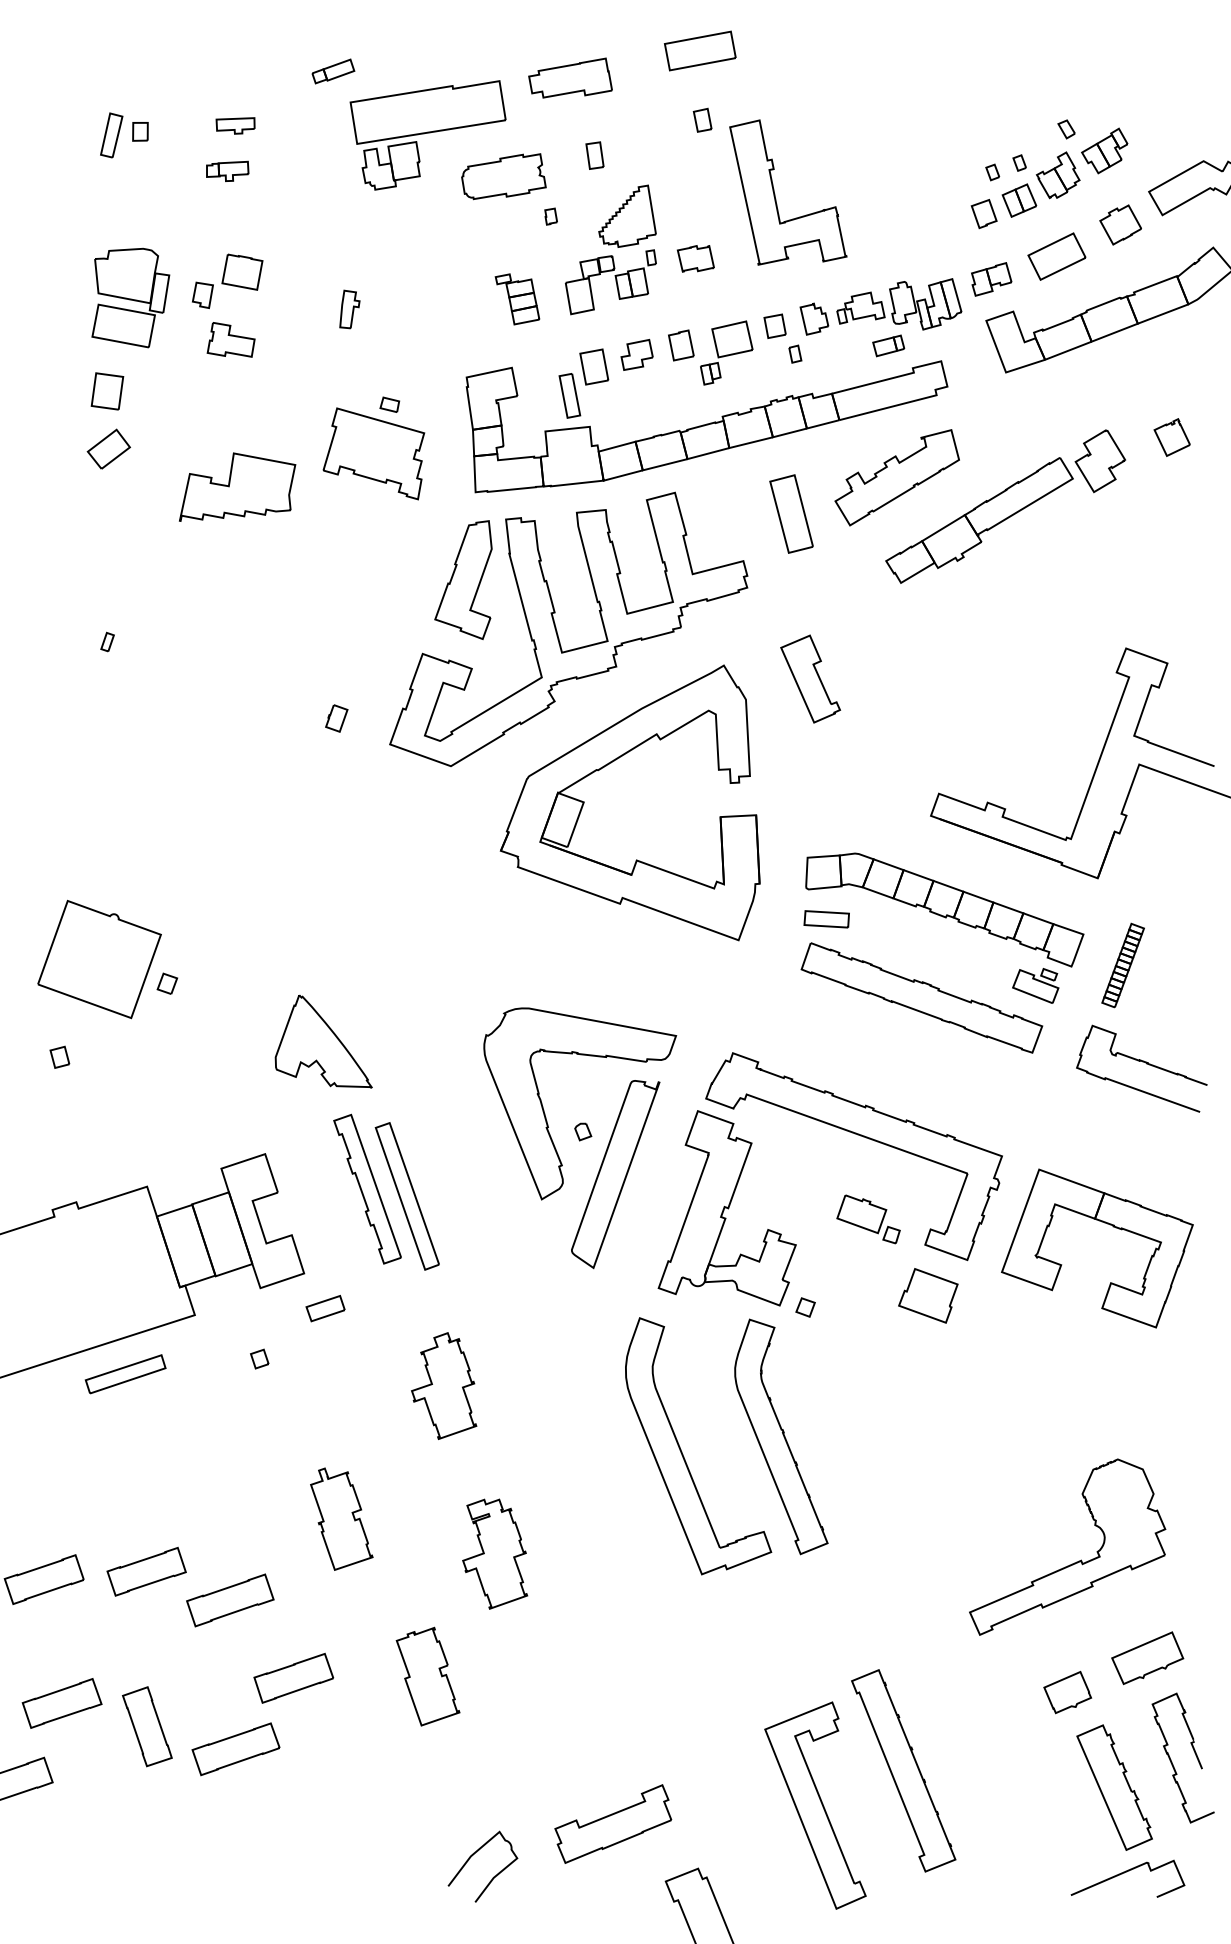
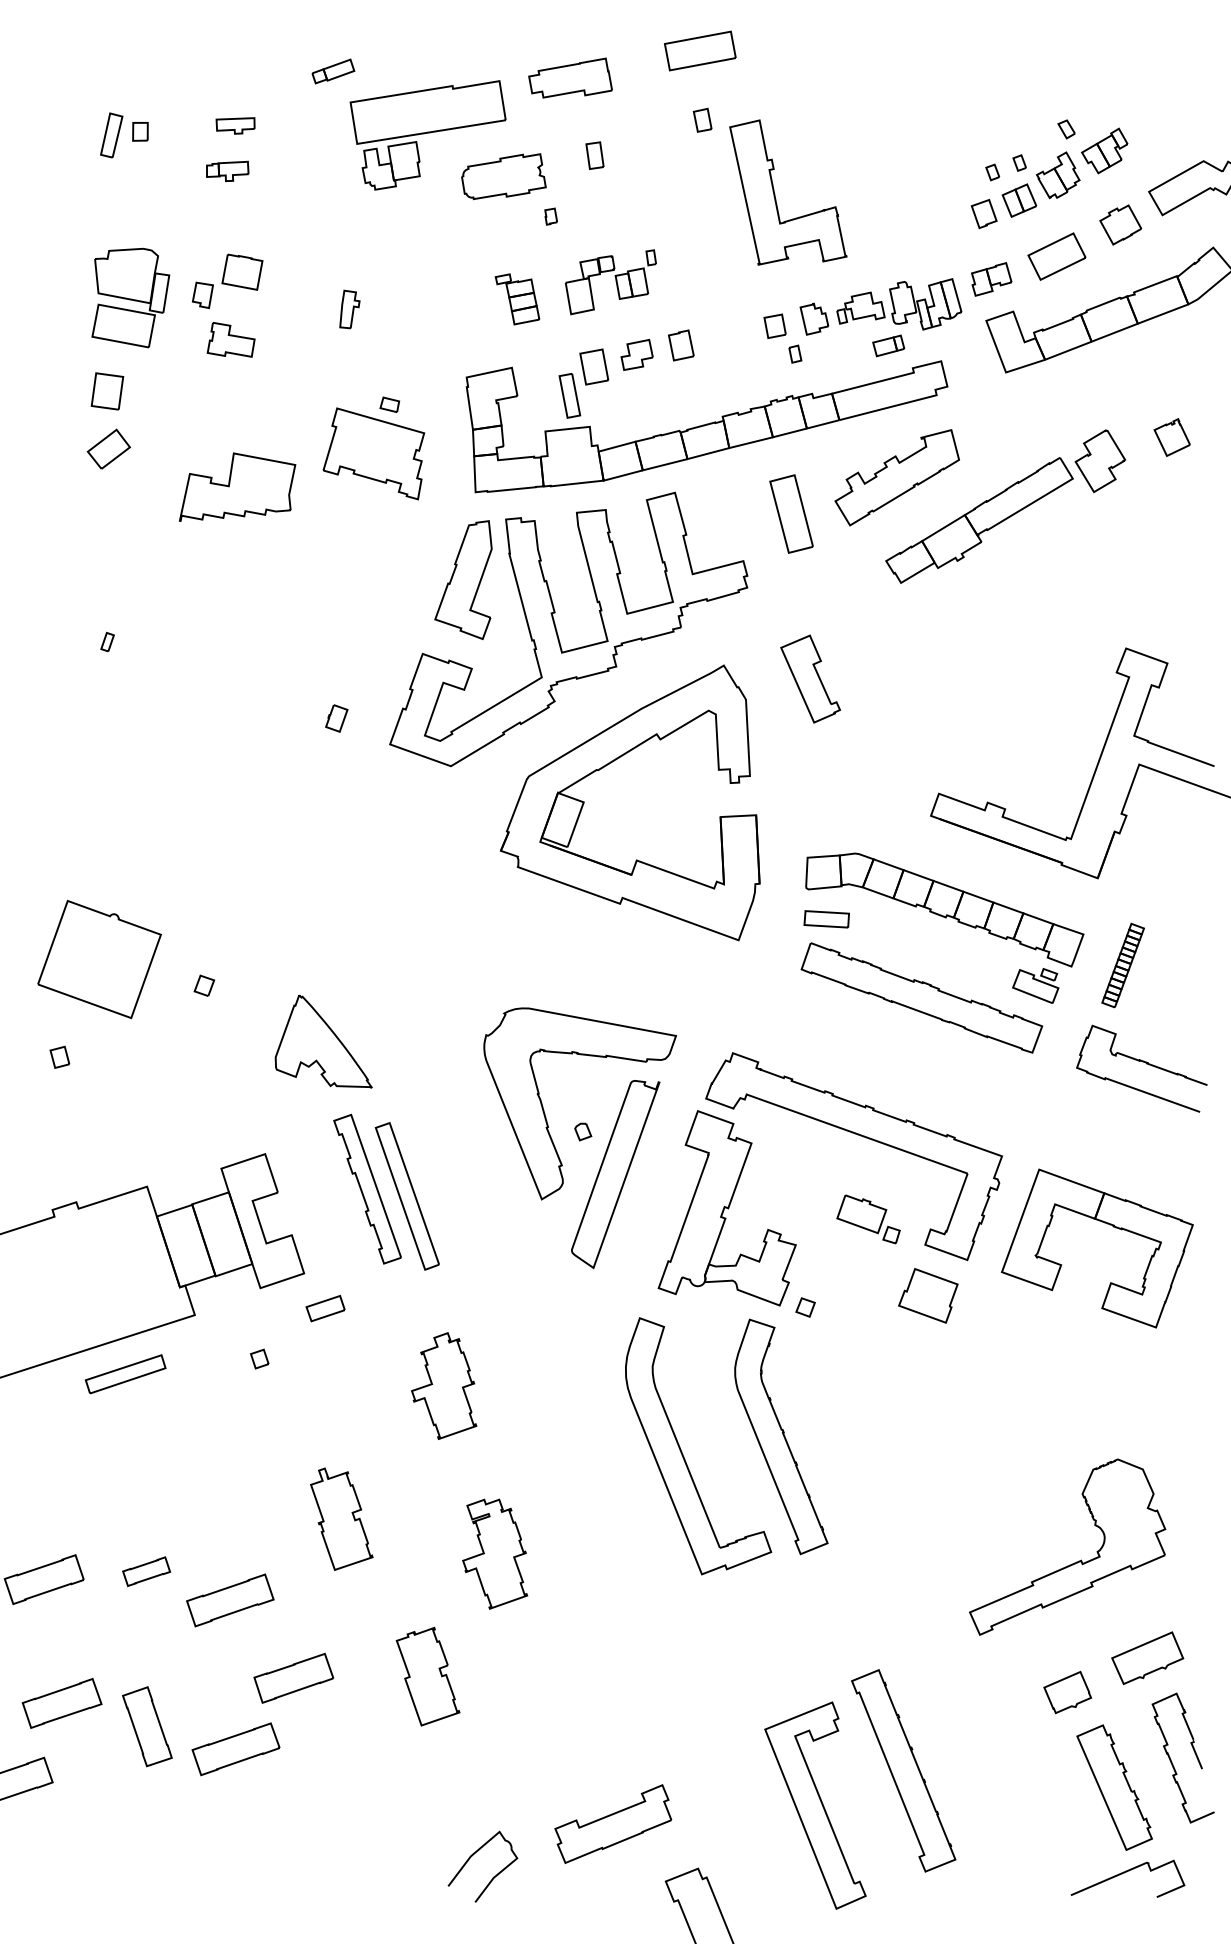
part: present -> none (627, 215)
part: present -> none (695, 258)
part: present -> none (726, 352)
part position: (167, 983) -> (204, 985) (204, 985)
part size: 81x51 px -> 50x31 px (146, 1571)
